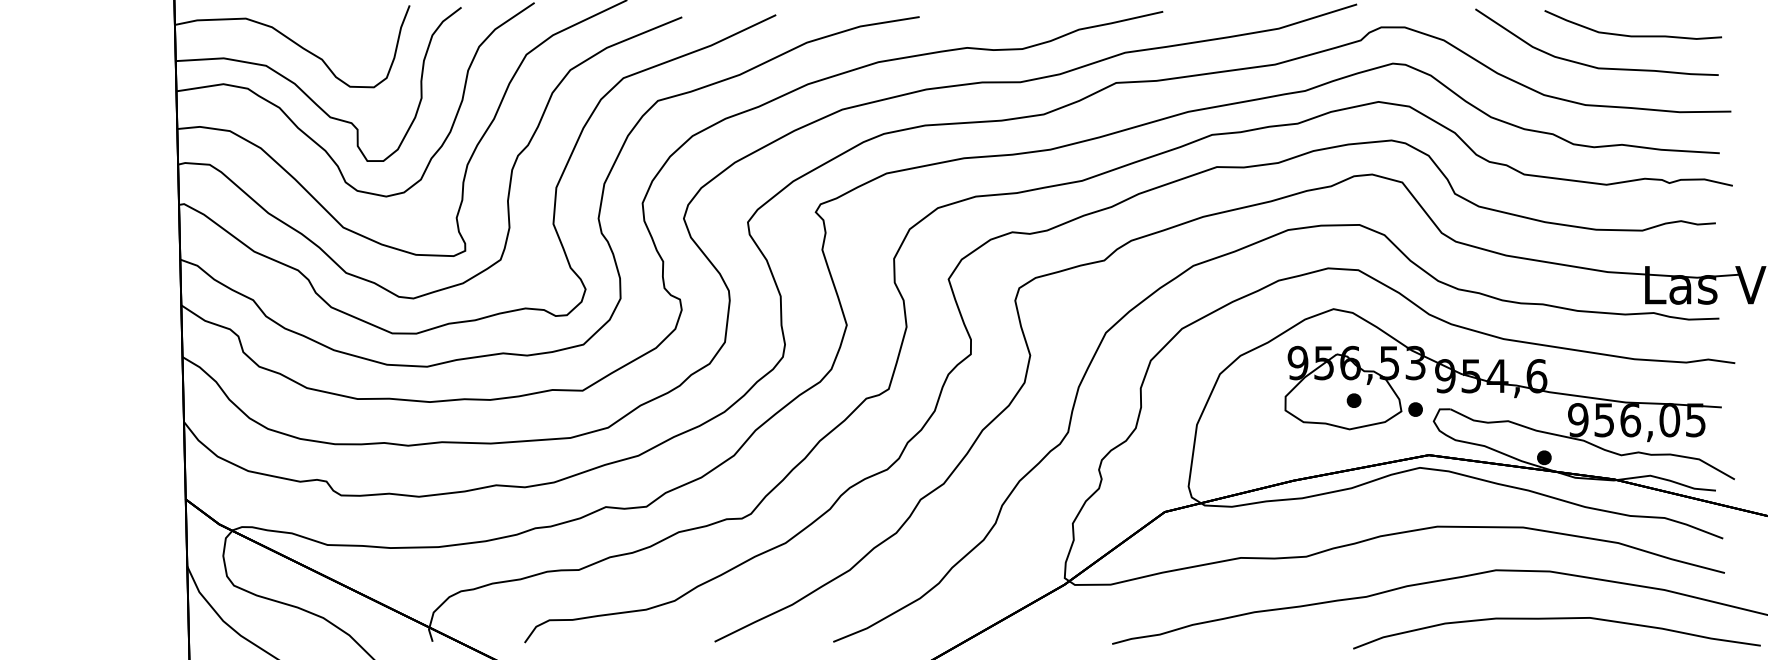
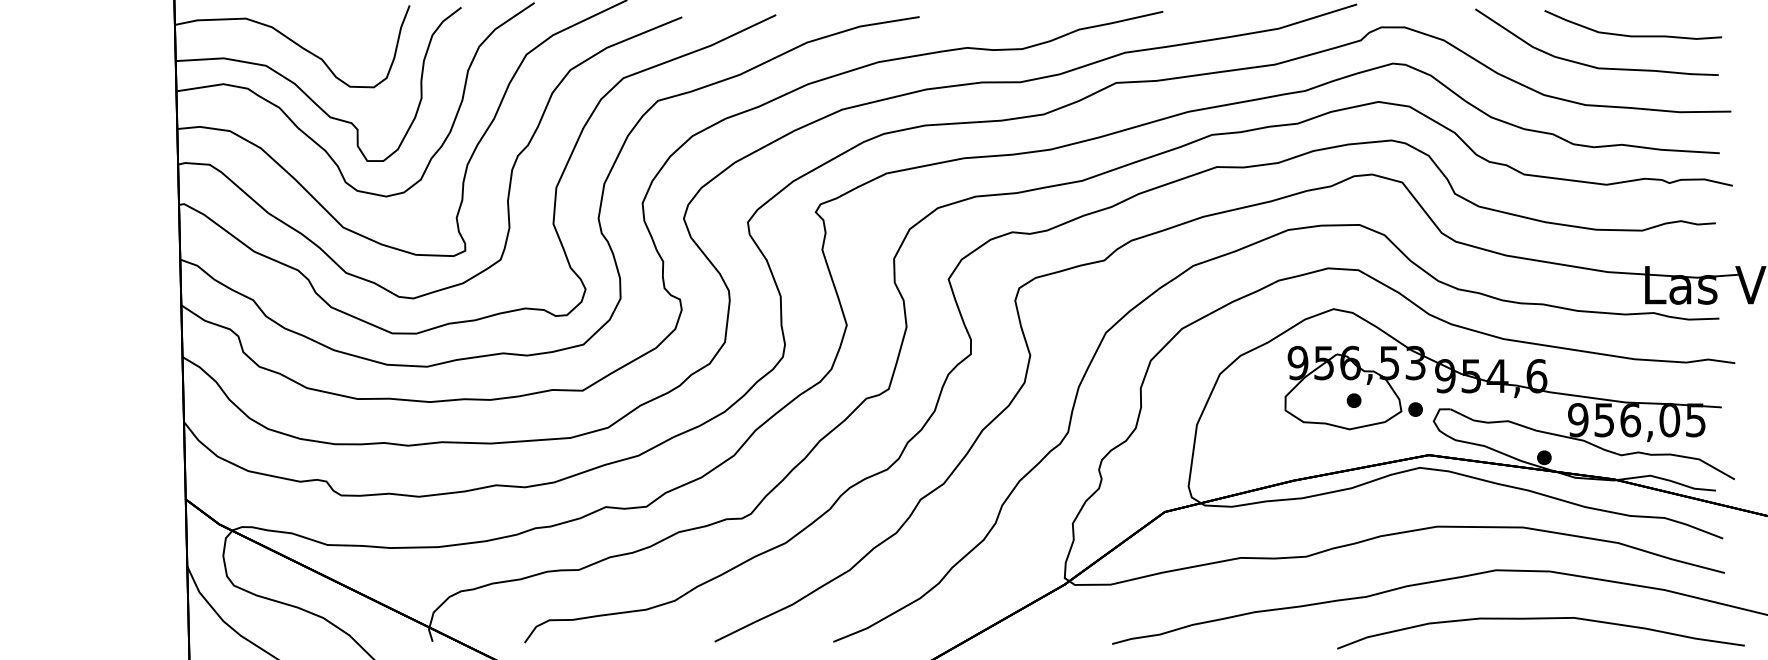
curve position: (1556, 619) -> (1540, 619) (1540, 619)
